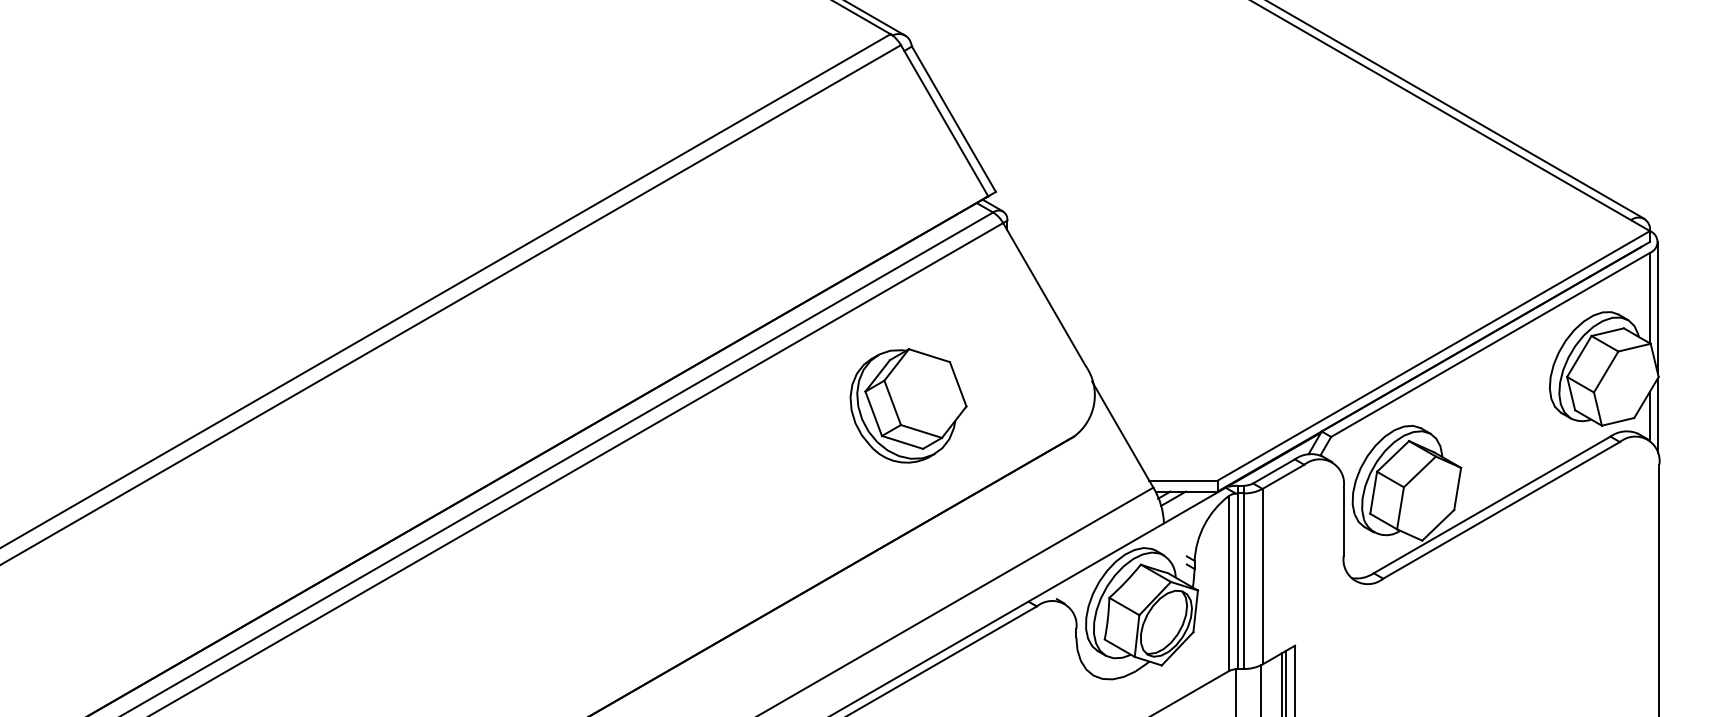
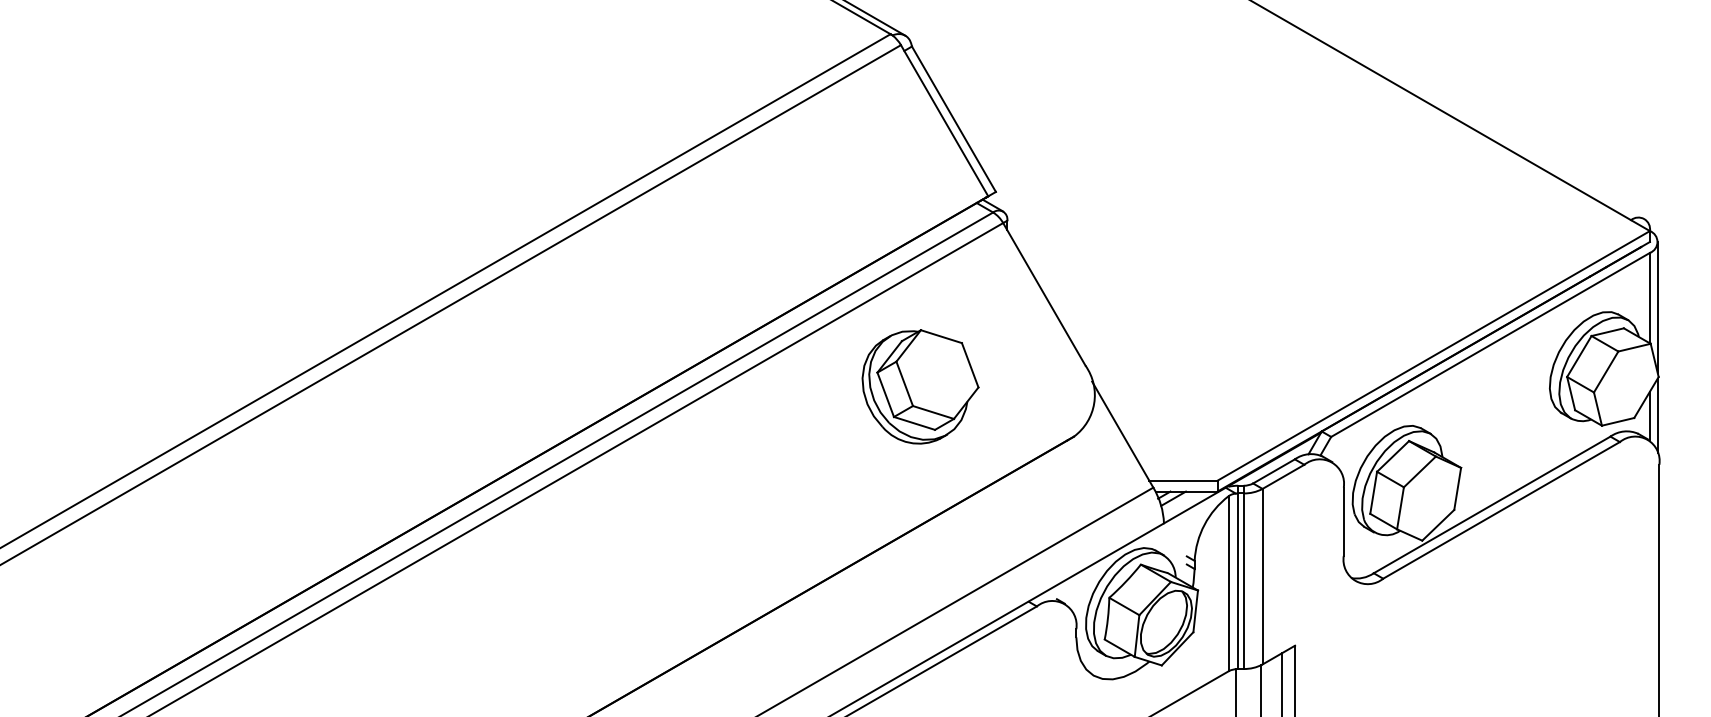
line: present -> none (1456, 110)
part position: (908, 405) -> (920, 386) (920, 386)
line: present -> none (1285, 682)
